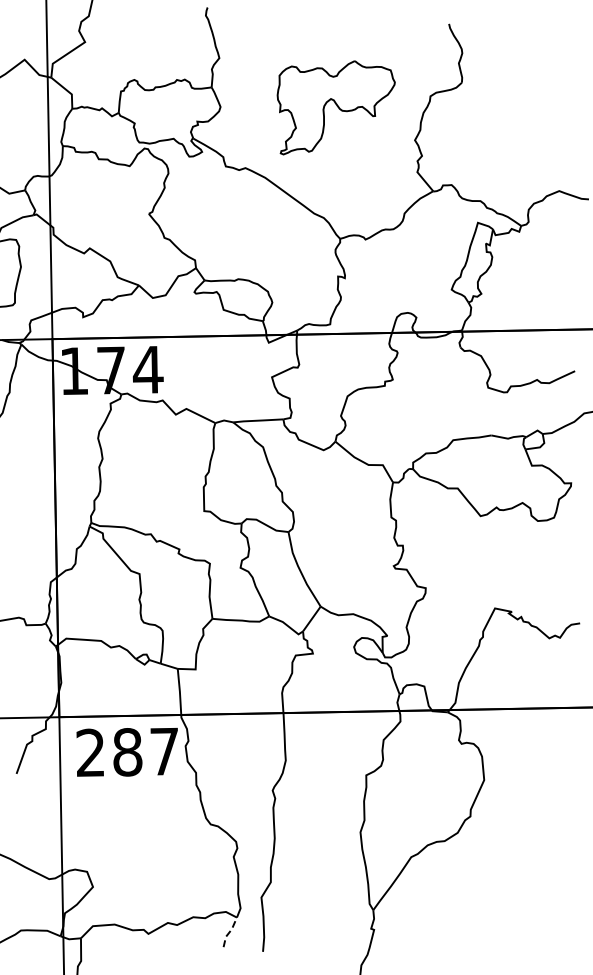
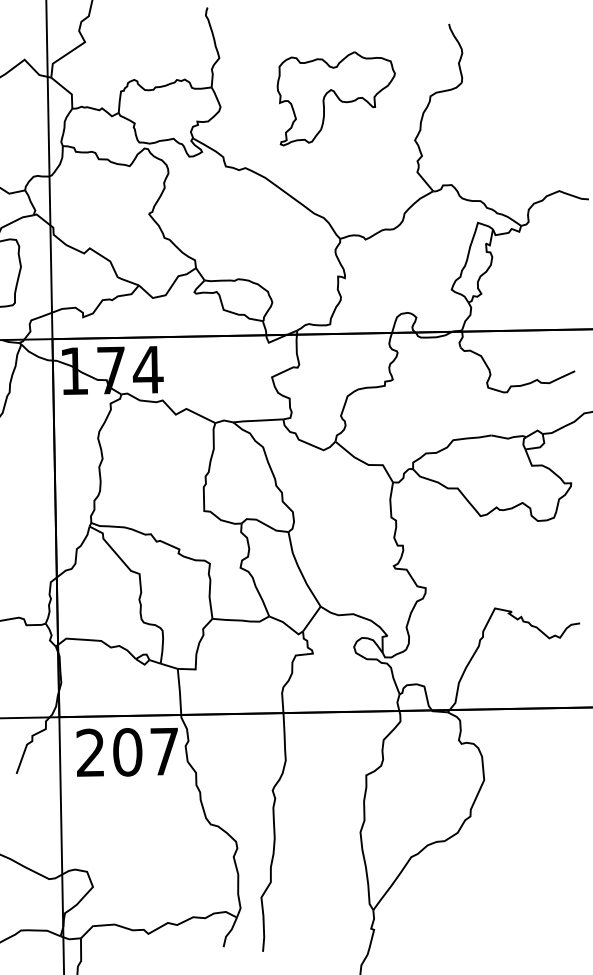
part position: (335, 107) -> (335, 98) (335, 98)
text: 287 -> 207 (127, 752)
line: dashed -> solid (229, 932)
